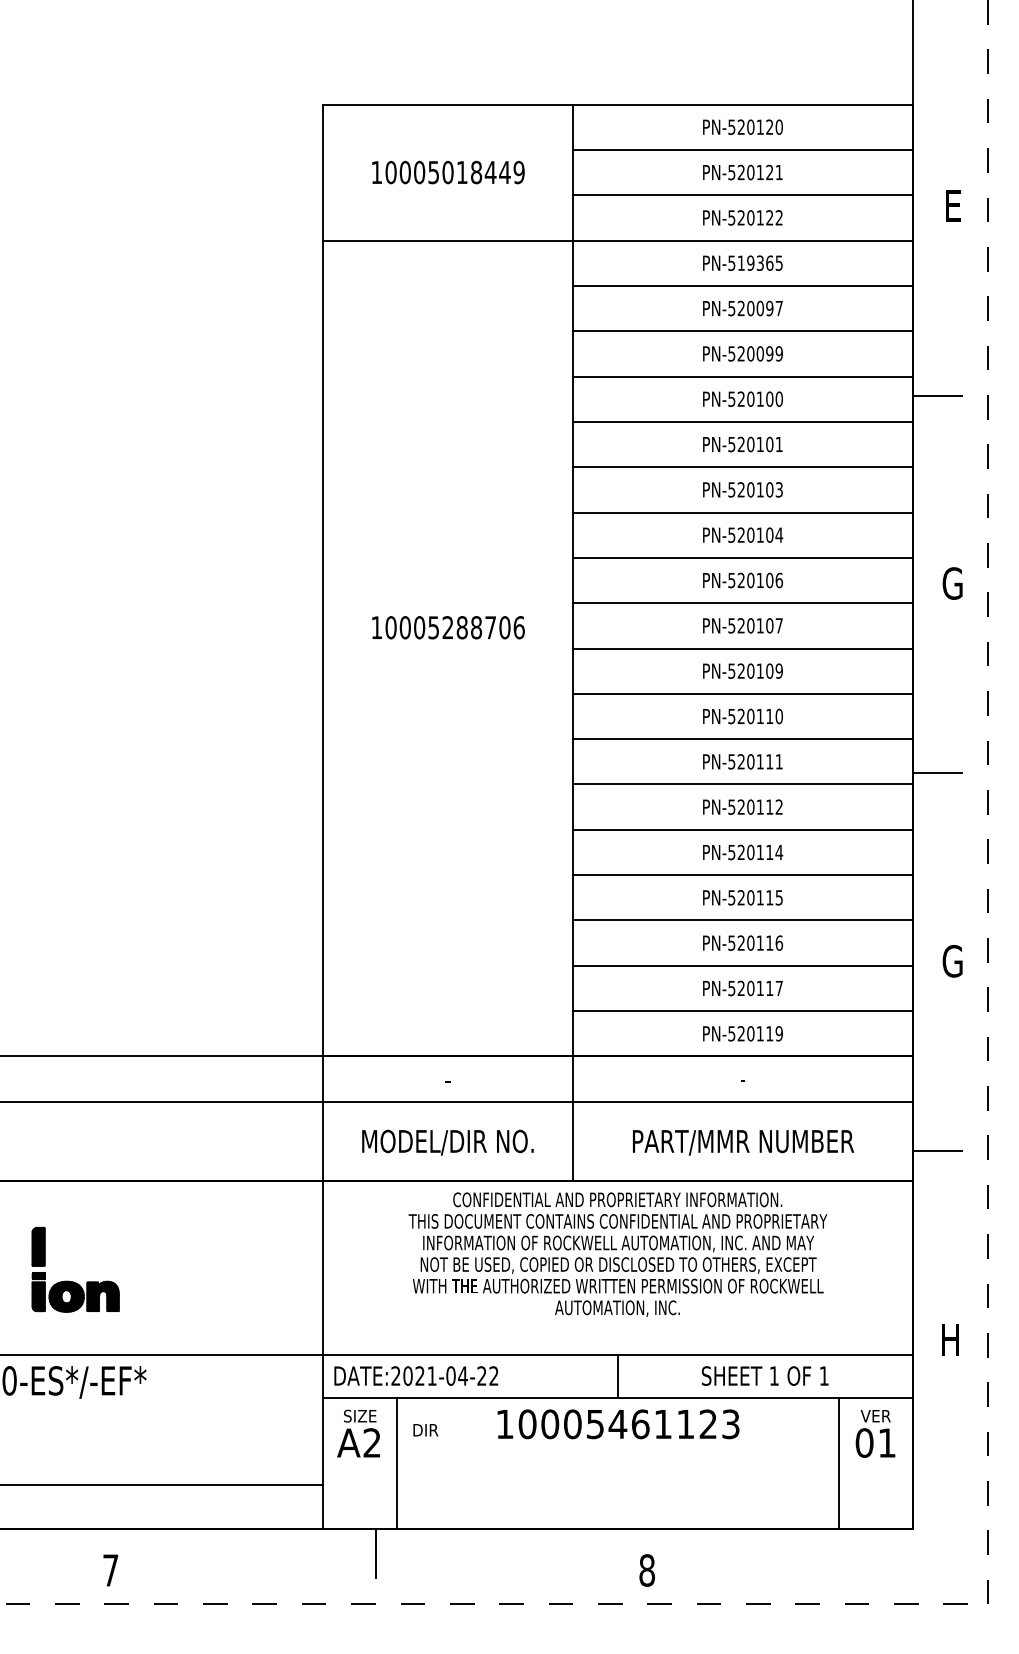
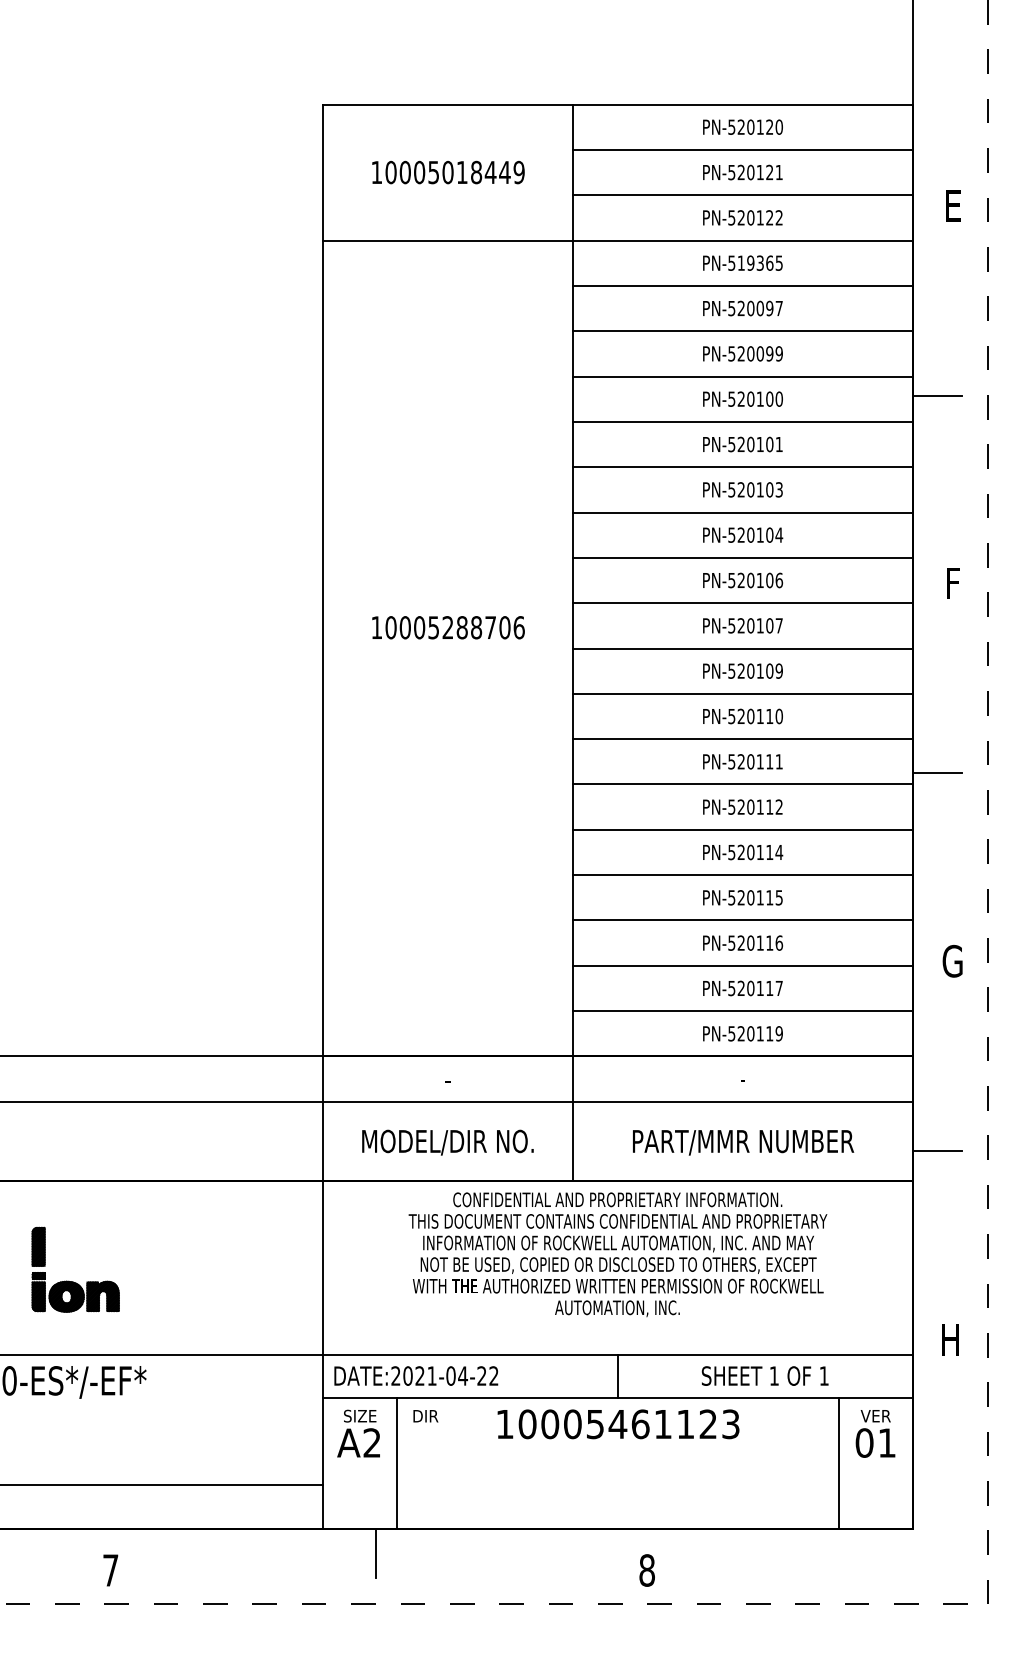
text: G -> F (952, 583)
text position: (425, 1430) -> (425, 1416) (425, 1416)
